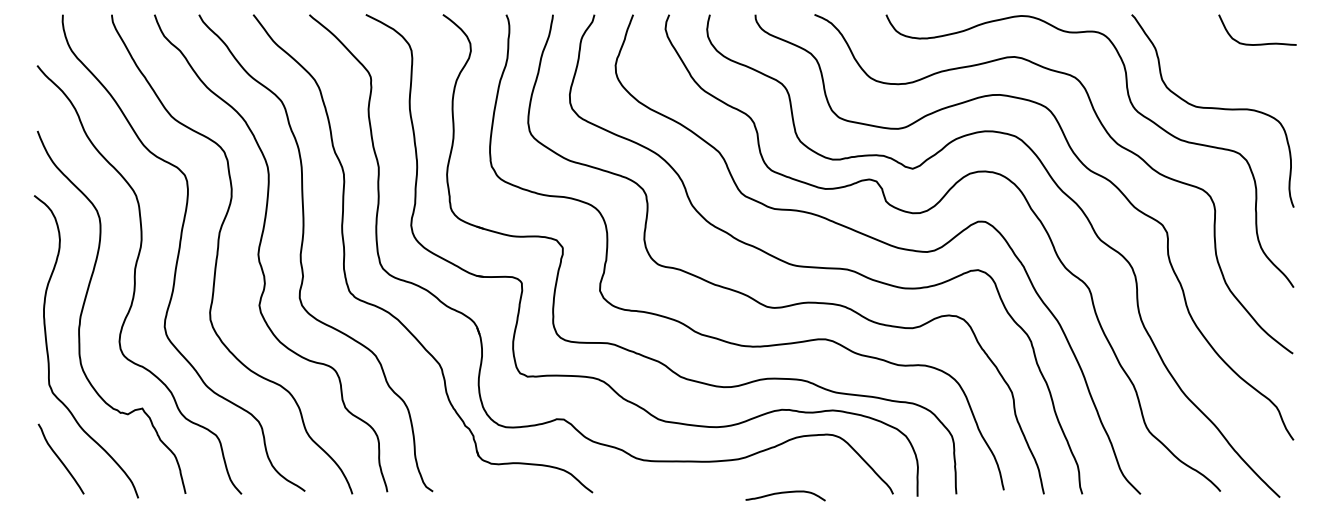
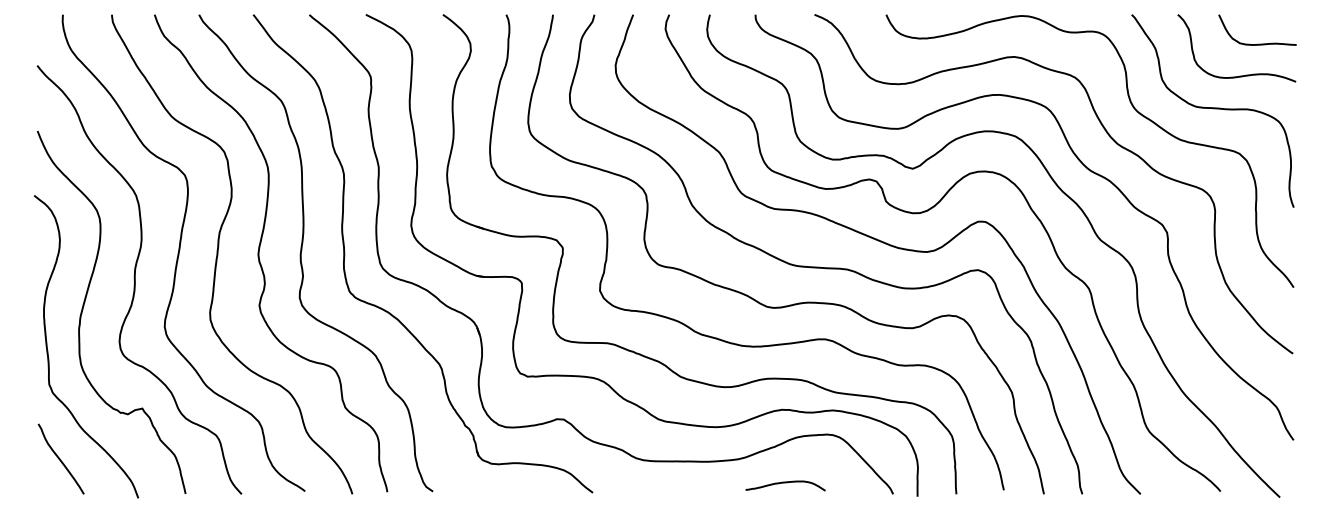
curve: none -> present (1239, 75)
curve position: (785, 493) -> (785, 483) (785, 483)
